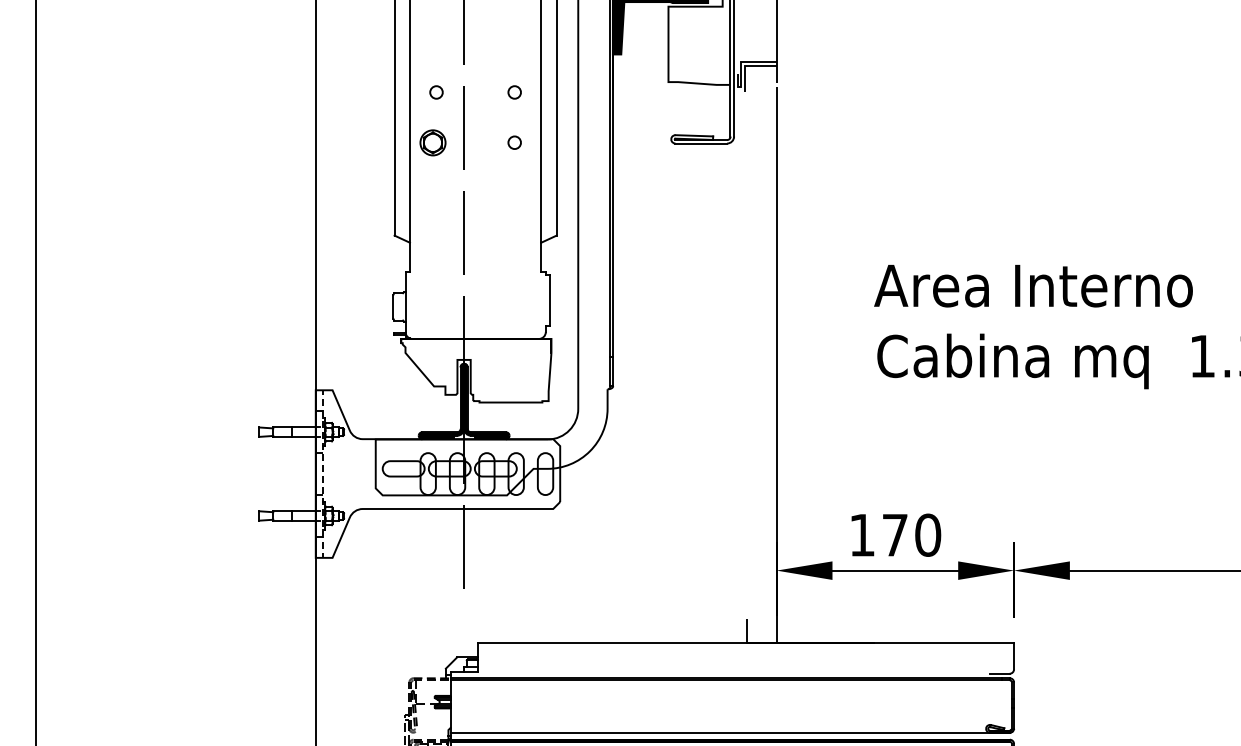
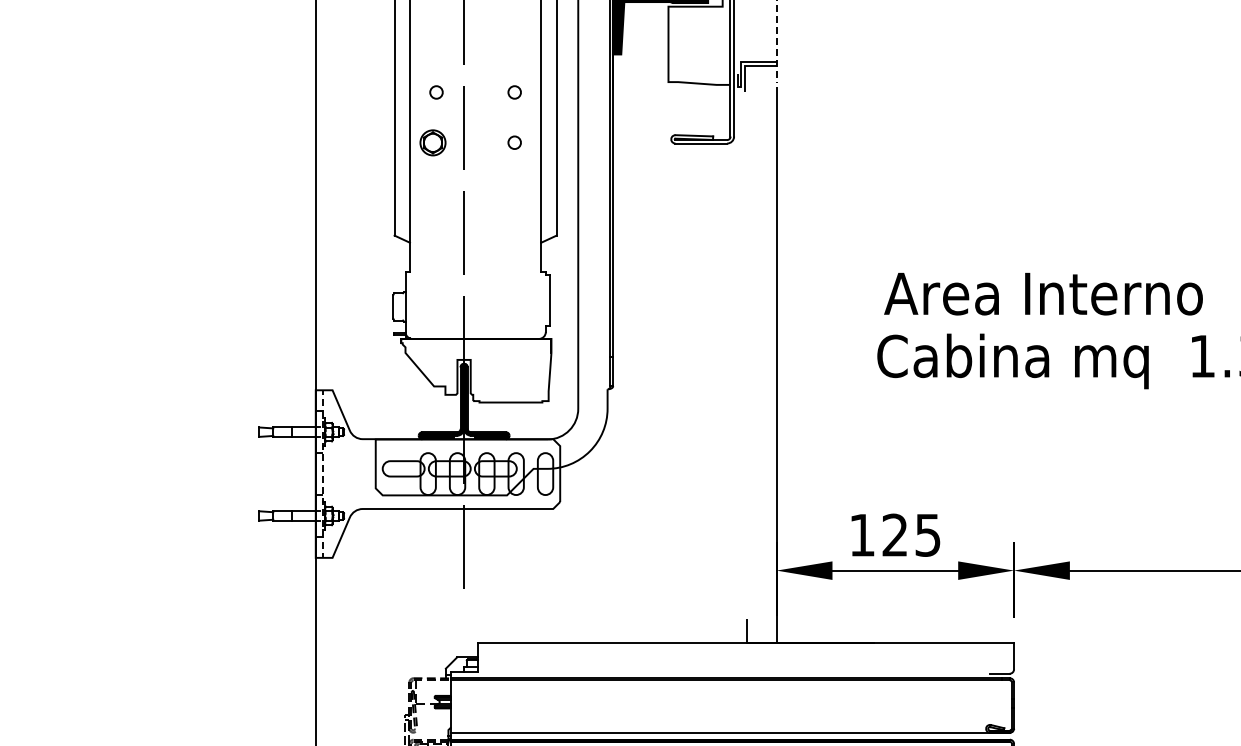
line: solid -> dashed (776, 41)
text position: (1033, 286) -> (1043, 294) (1043, 294)
line: present -> none (36, 372)
text: 170 -> 125 (911, 534)
